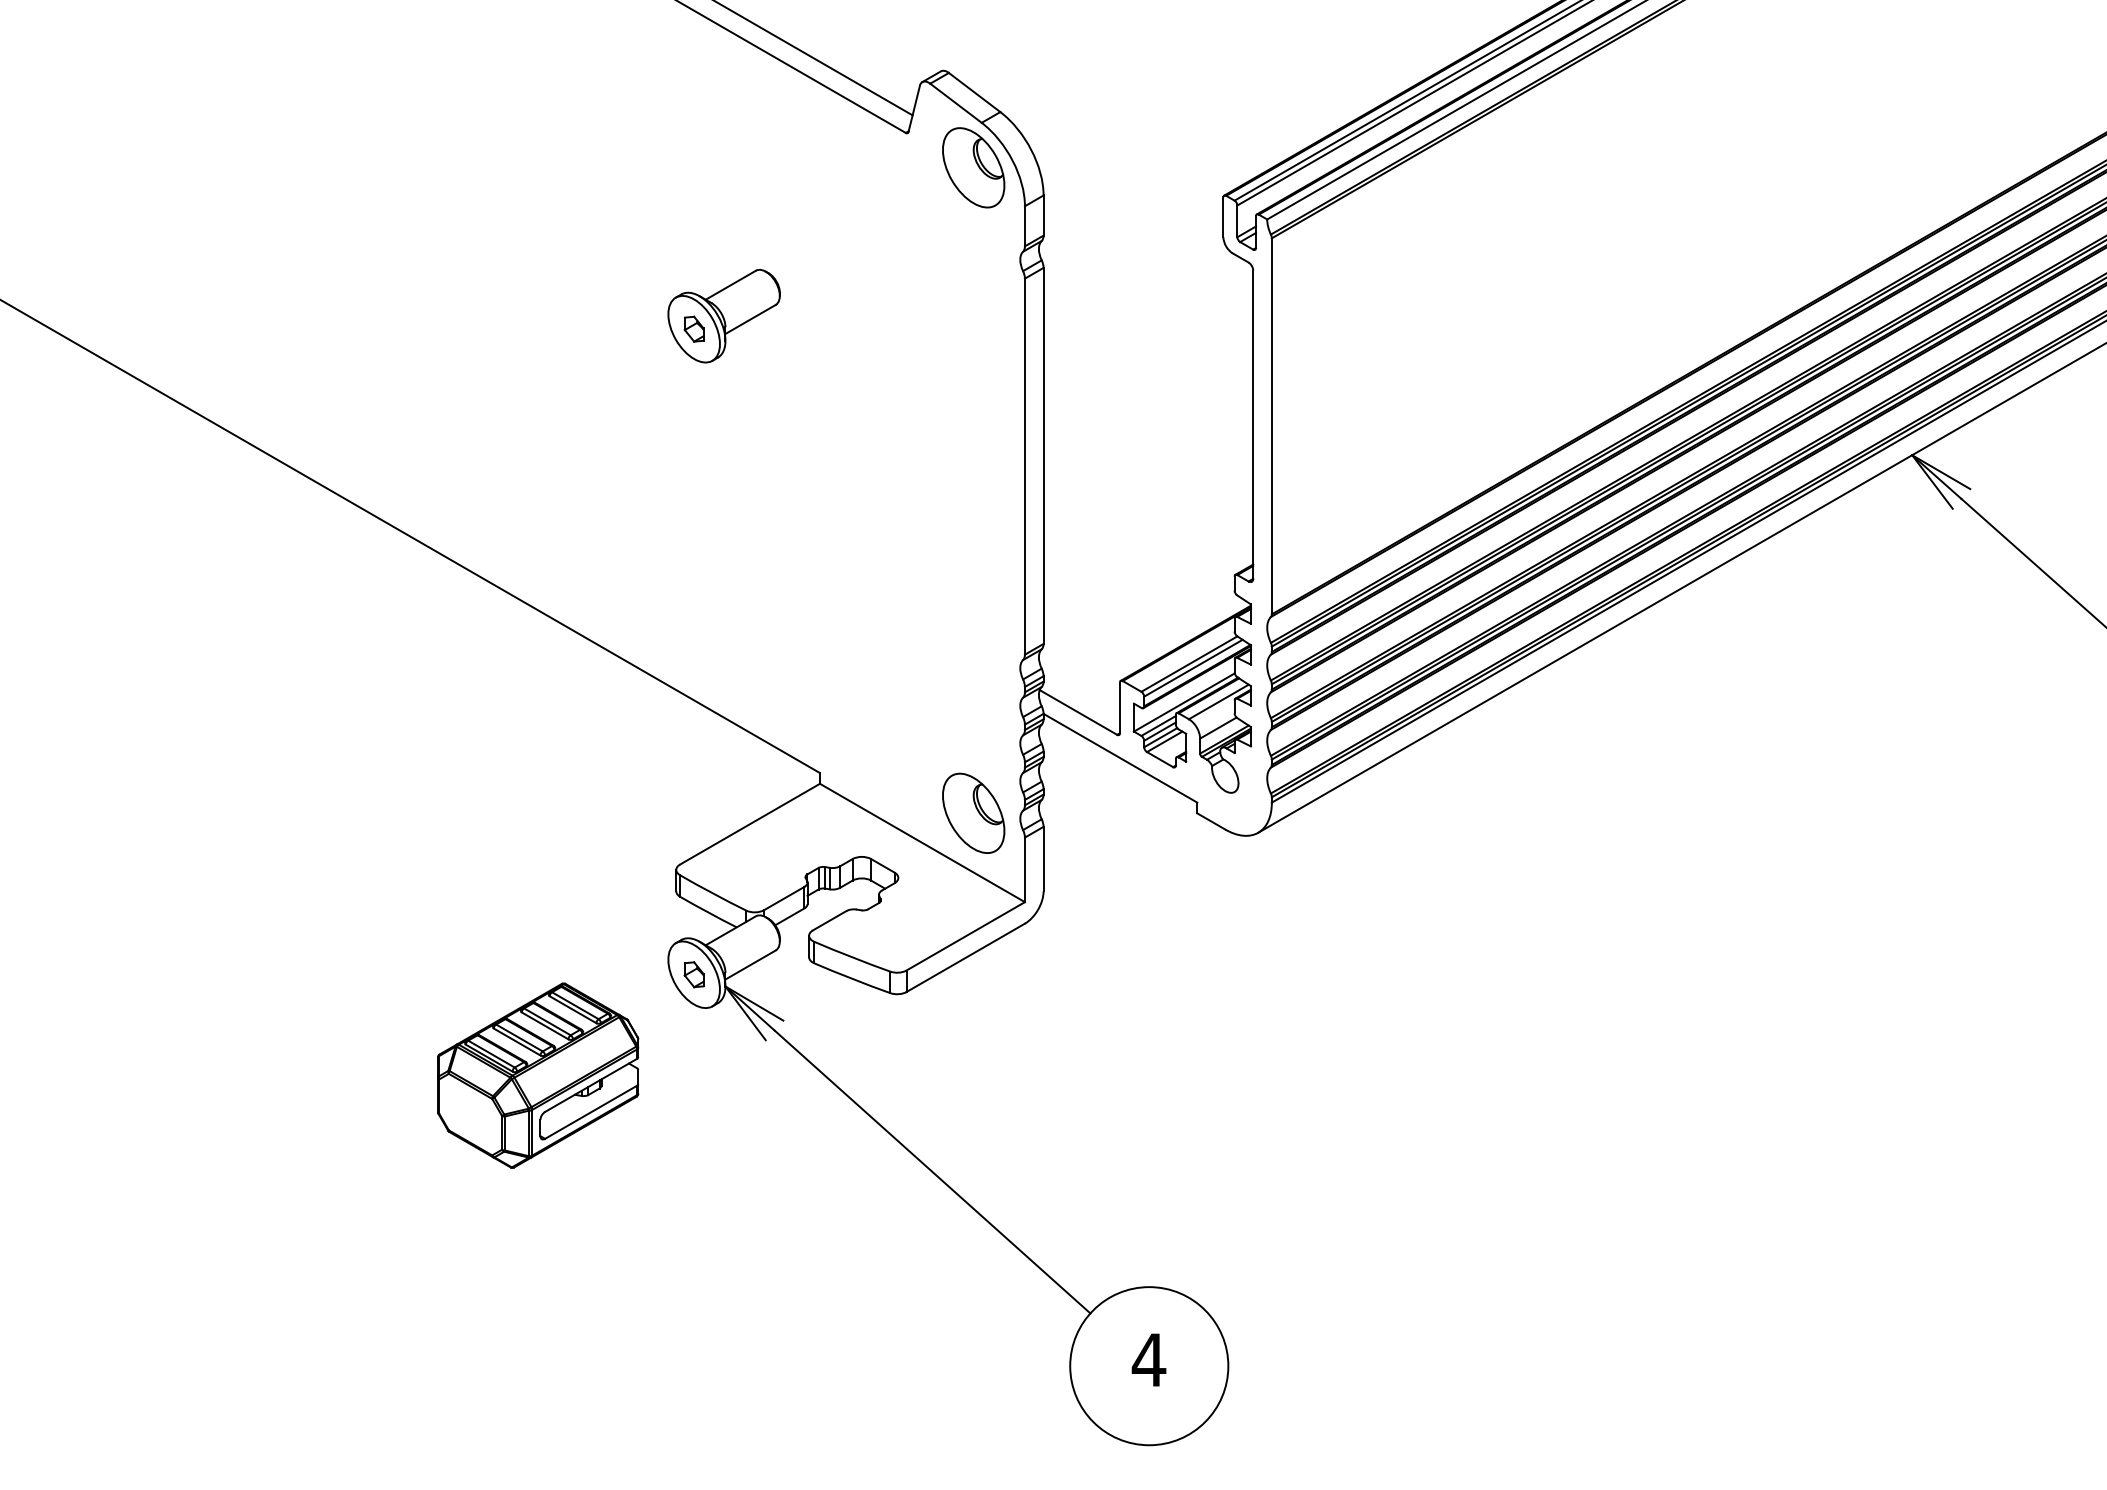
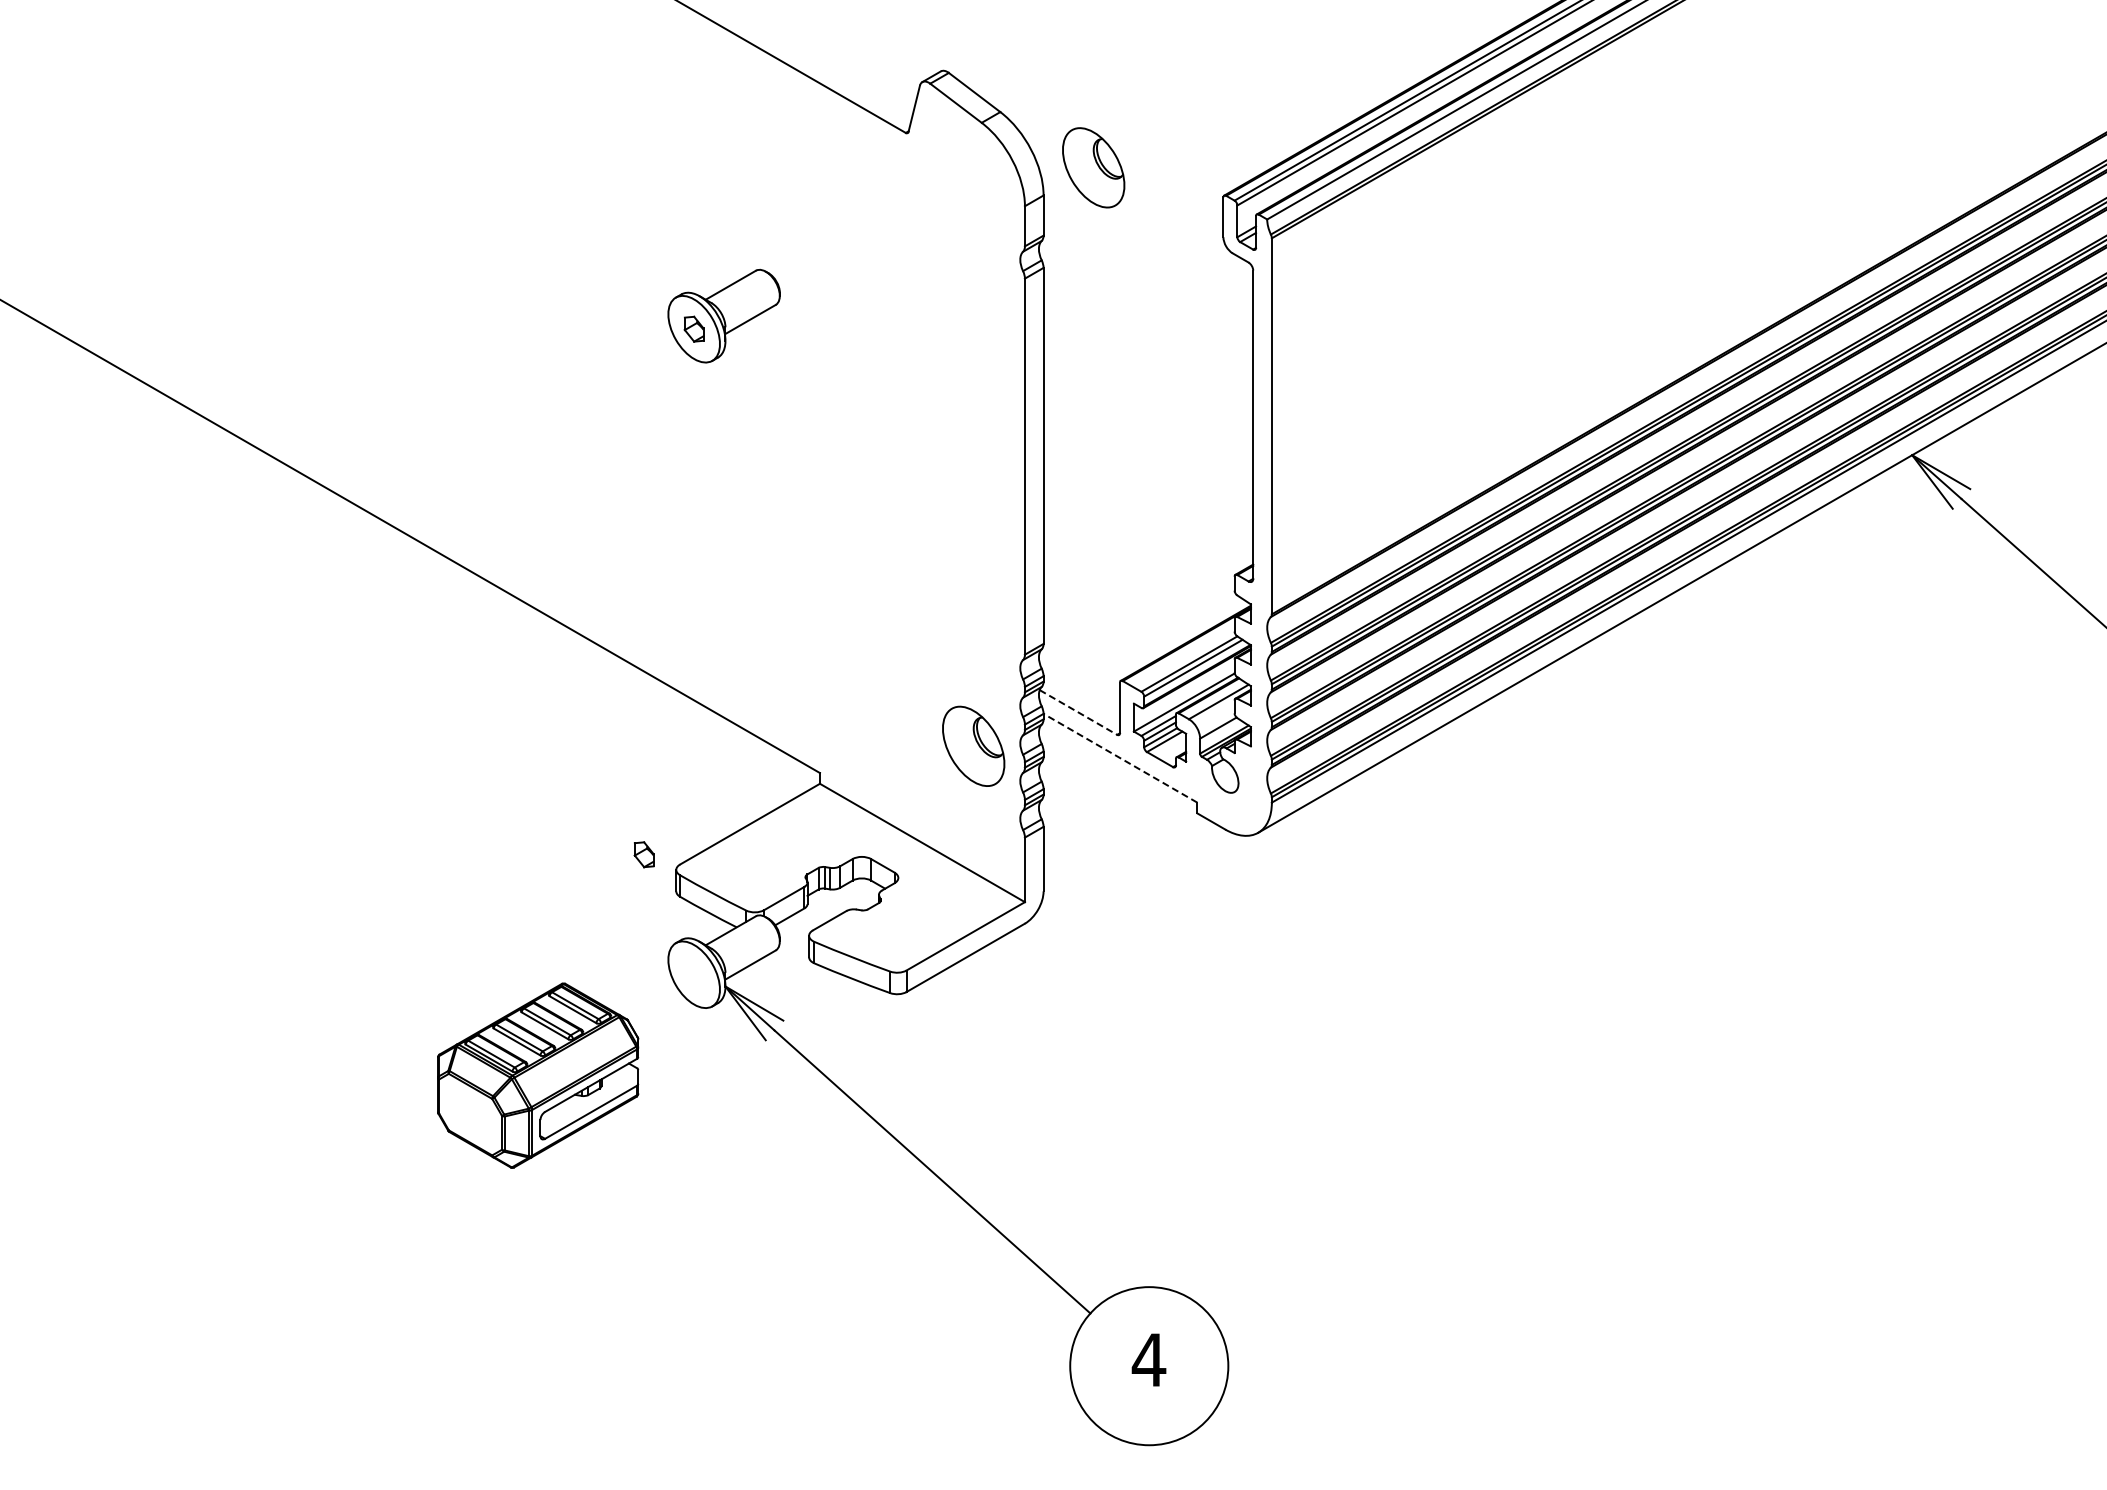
line: present -> none (814, 58)
part position: (973, 167) -> (1093, 167) (1093, 167)
line: solid -> dashed (1078, 712)
line: solid -> dashed (1120, 758)
part position: (973, 812) -> (973, 745) (973, 745)
part position: (693, 974) -> (643, 854) (643, 854)
